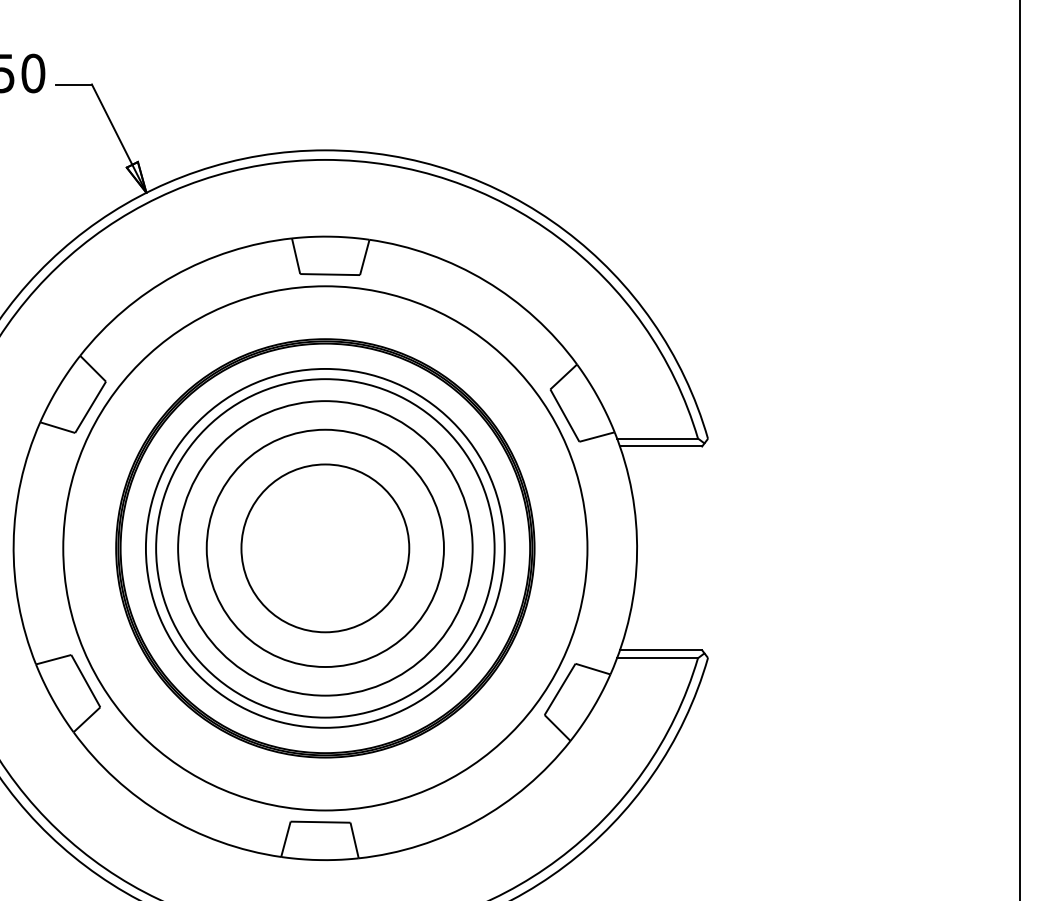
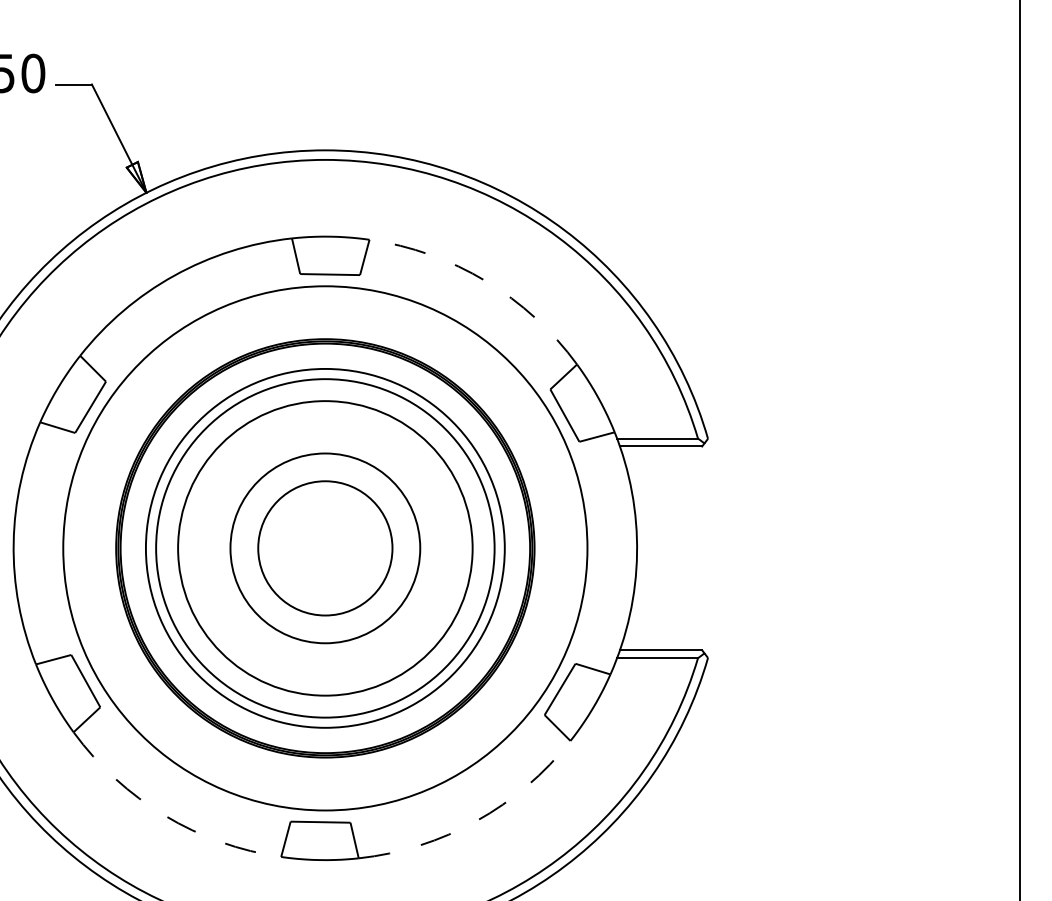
arc: solid -> dashed (485, 281)
circle diameter: 237 px -> 190 px (325, 548)
circle diameter: 168 px -> 134 px (325, 548)
arc: solid -> dashed (164, 815)
arc: solid -> dashed (476, 821)
